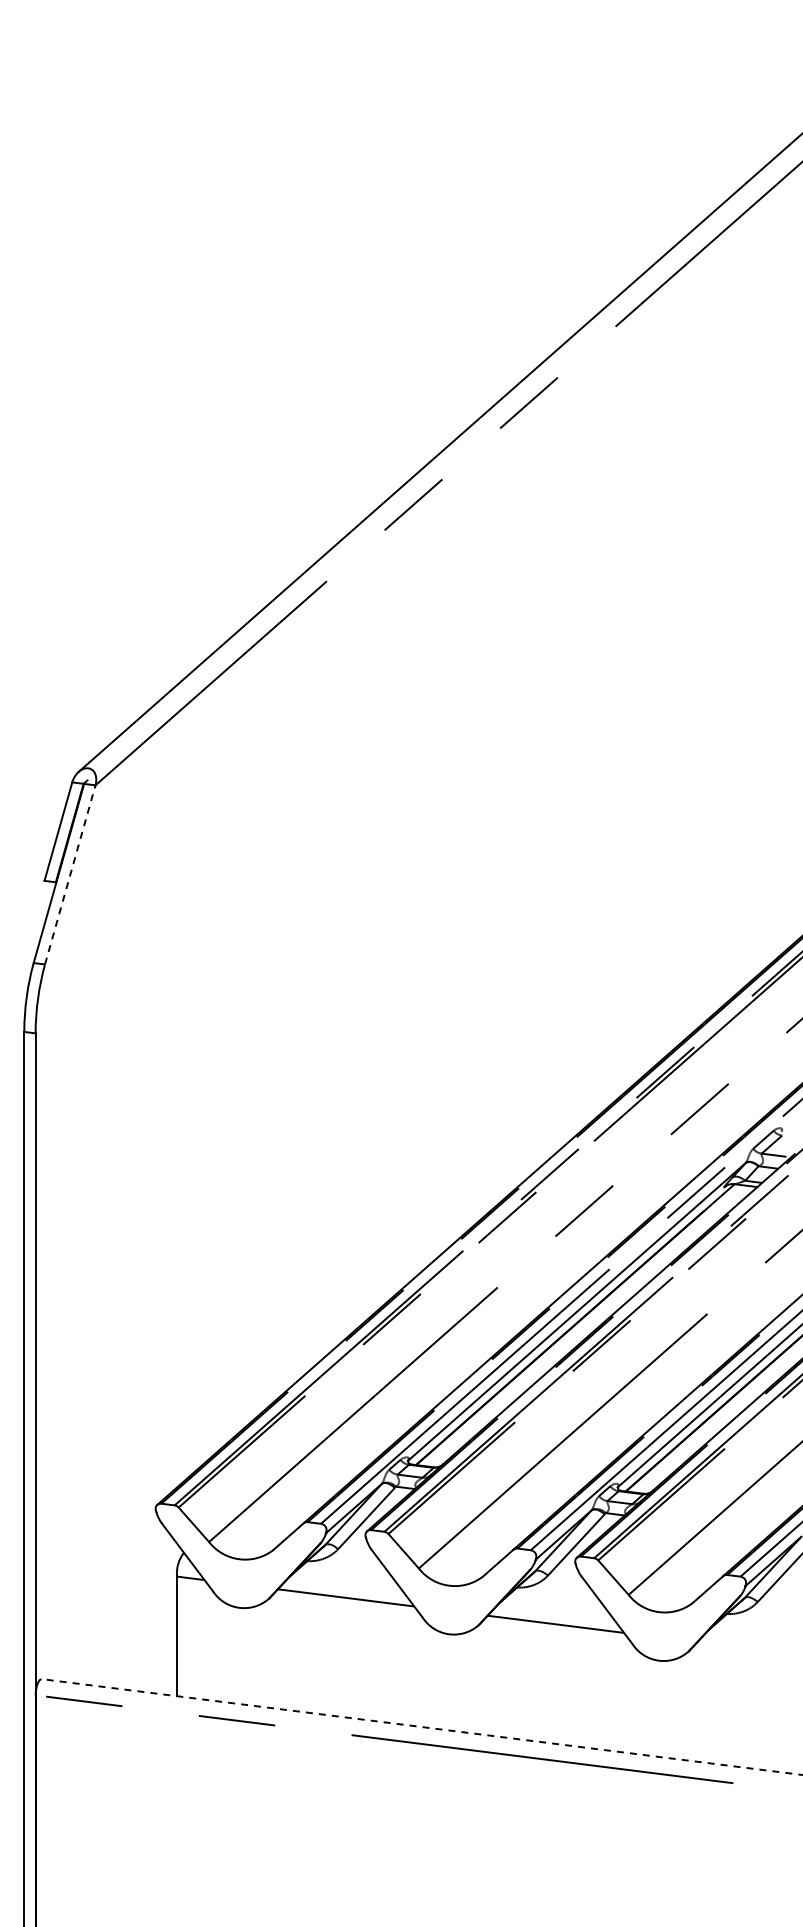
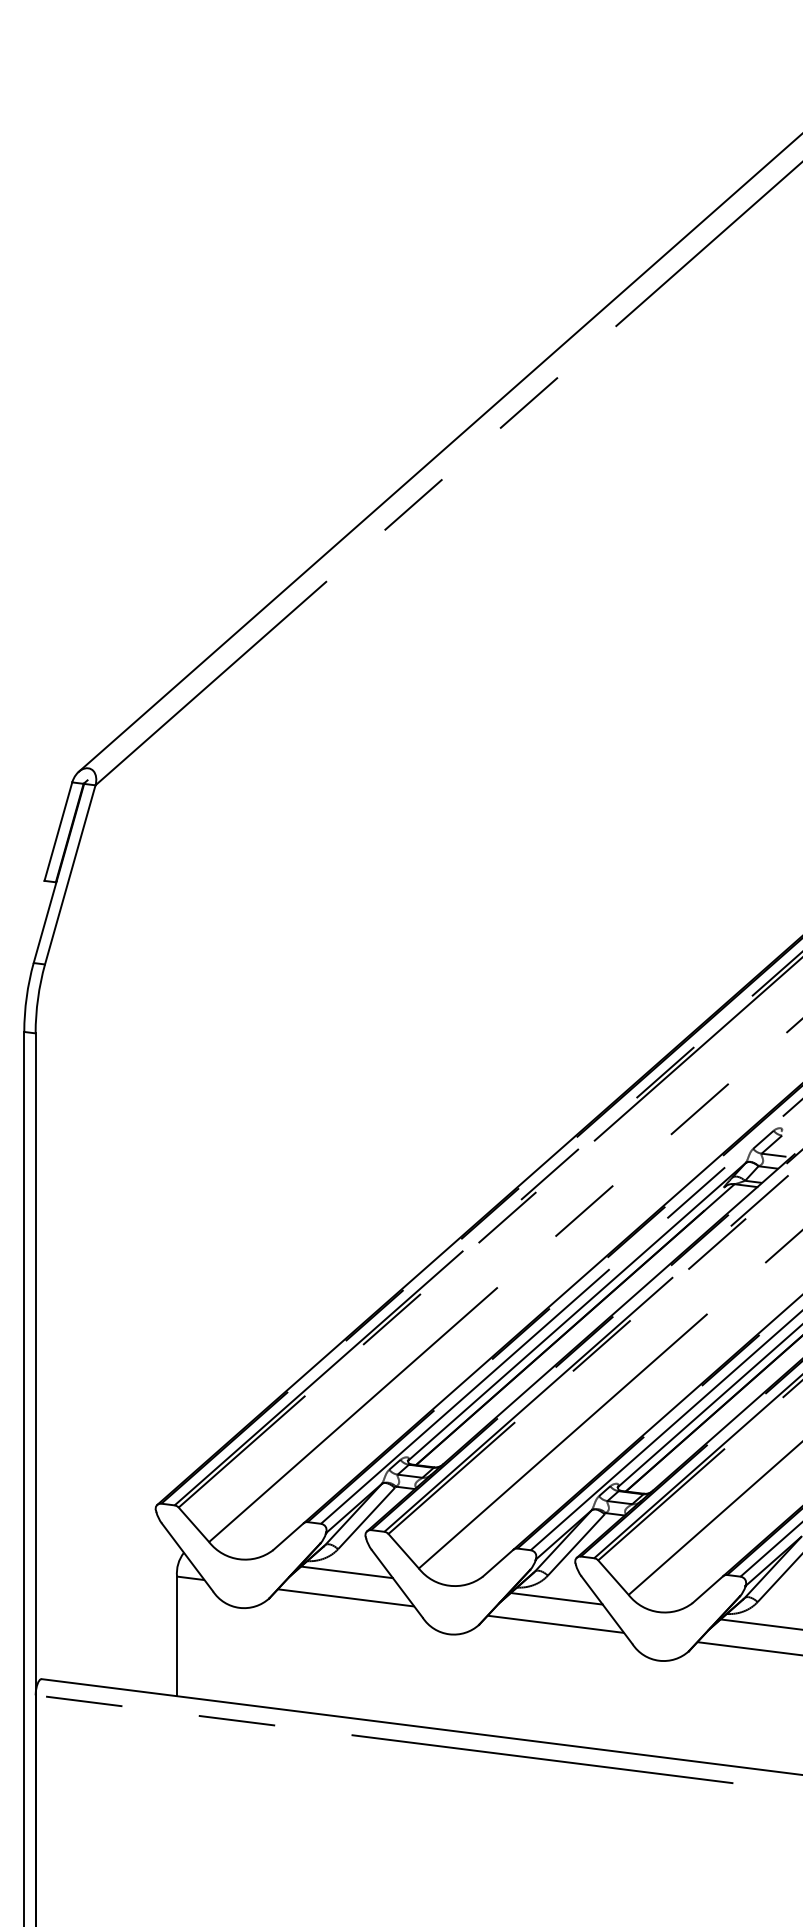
line: dashed -> solid (70, 874)
line: none -> present (346, 1572)
line: none -> present (556, 1598)
line: none -> present (759, 1624)
line: none -> present (748, 1648)
line: dashed -> solid (422, 1727)
